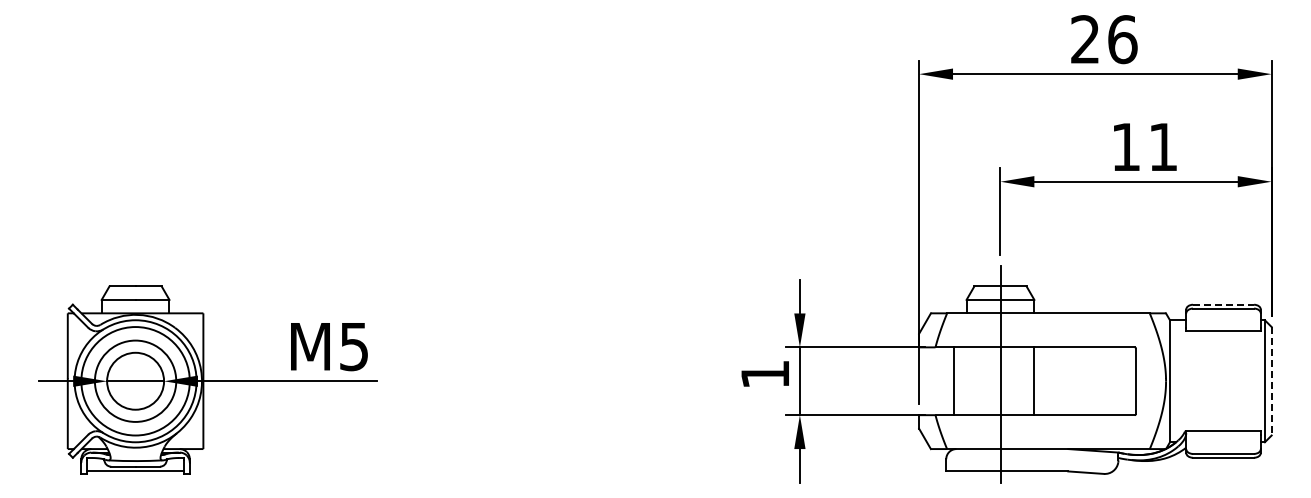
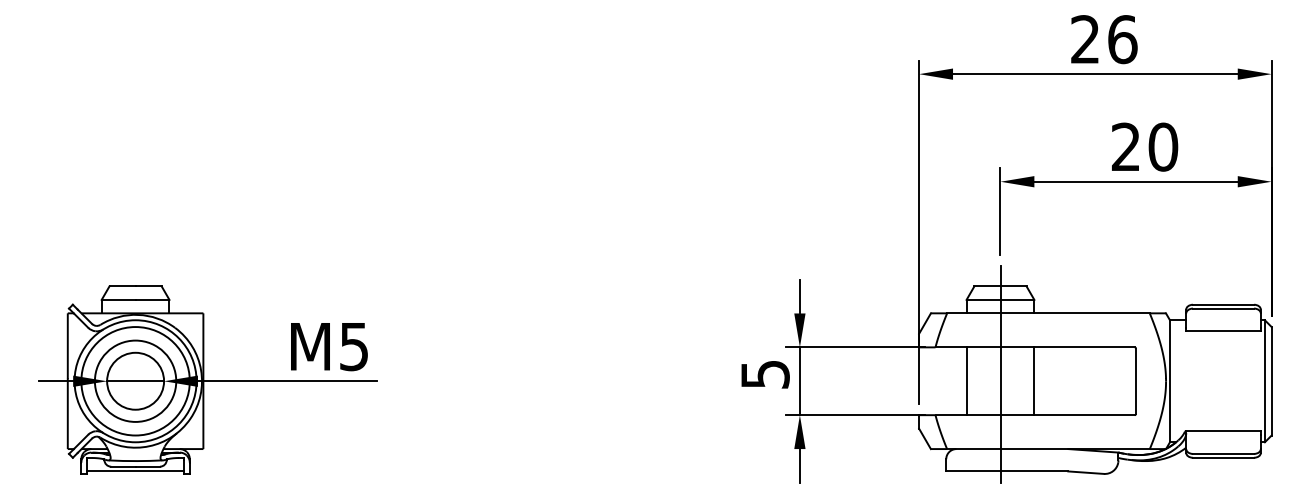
text: 11 -> 20 (1144, 146)
line: dashed -> solid (1223, 304)
text: 1 -> 5 (765, 374)
line position: (953, 381) -> (966, 381) (966, 381)
line: dashed -> solid (1271, 381)
